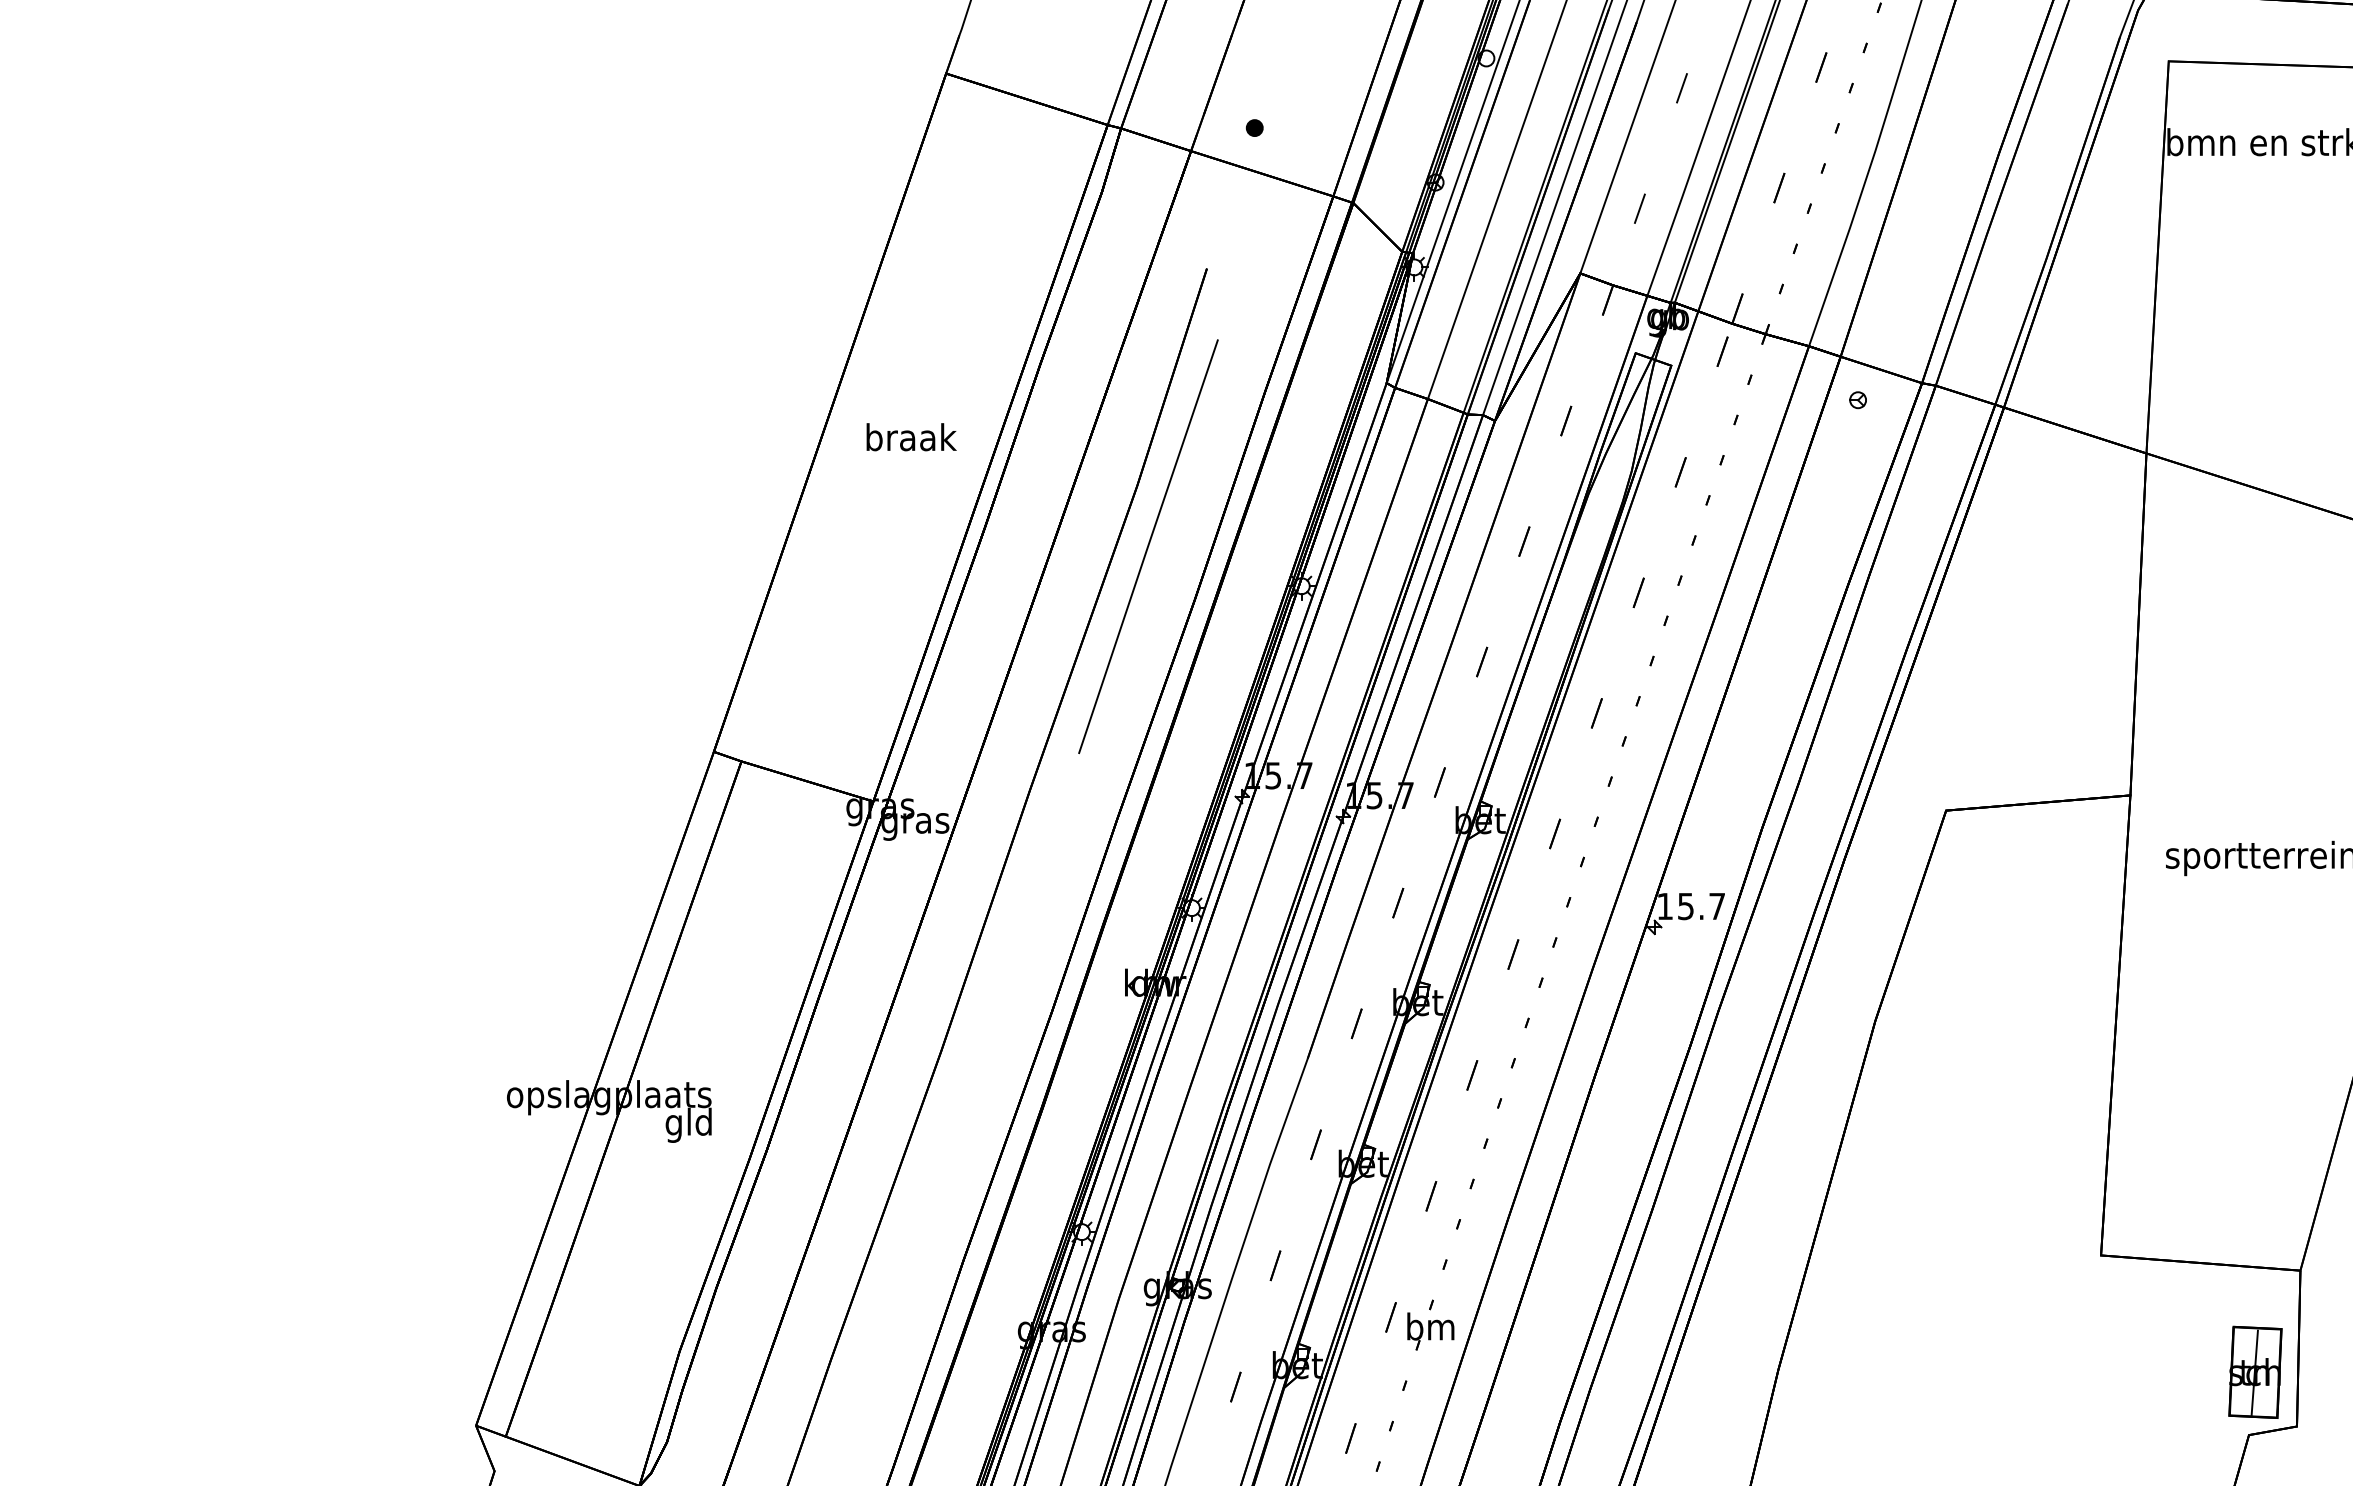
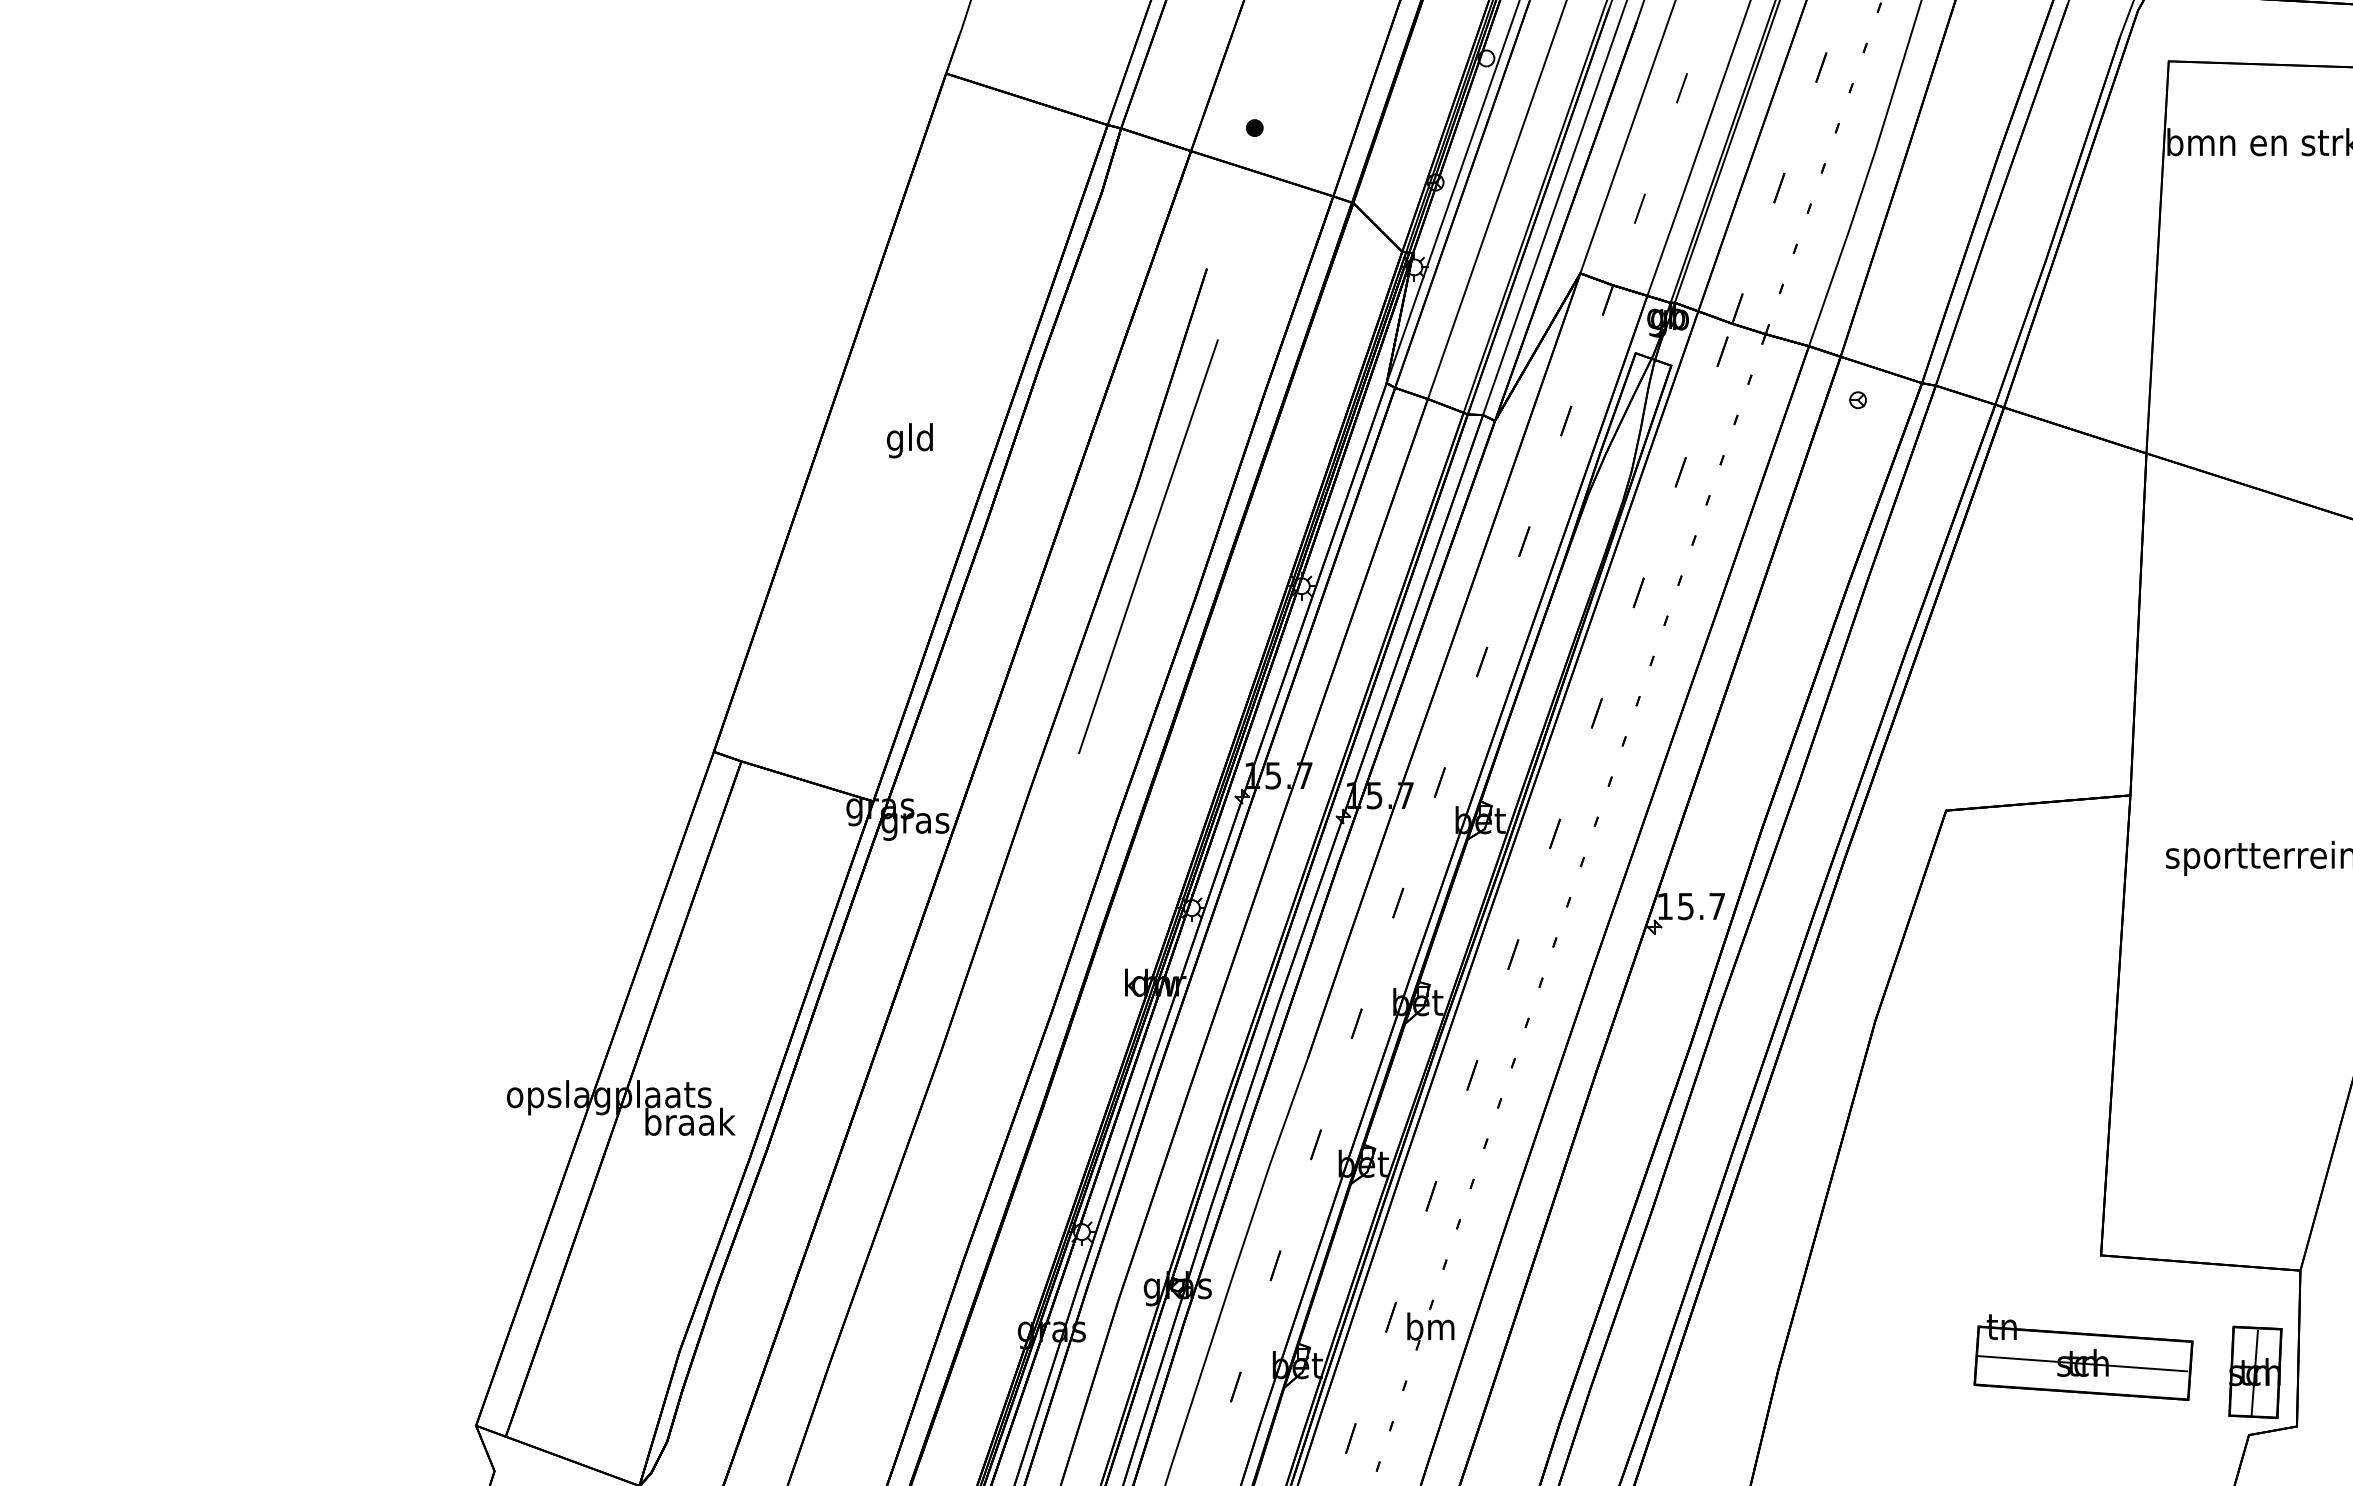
text: braak -> gld (911, 440)
text: gld -> braak (690, 1124)
part: none -> present (2083, 1357)
